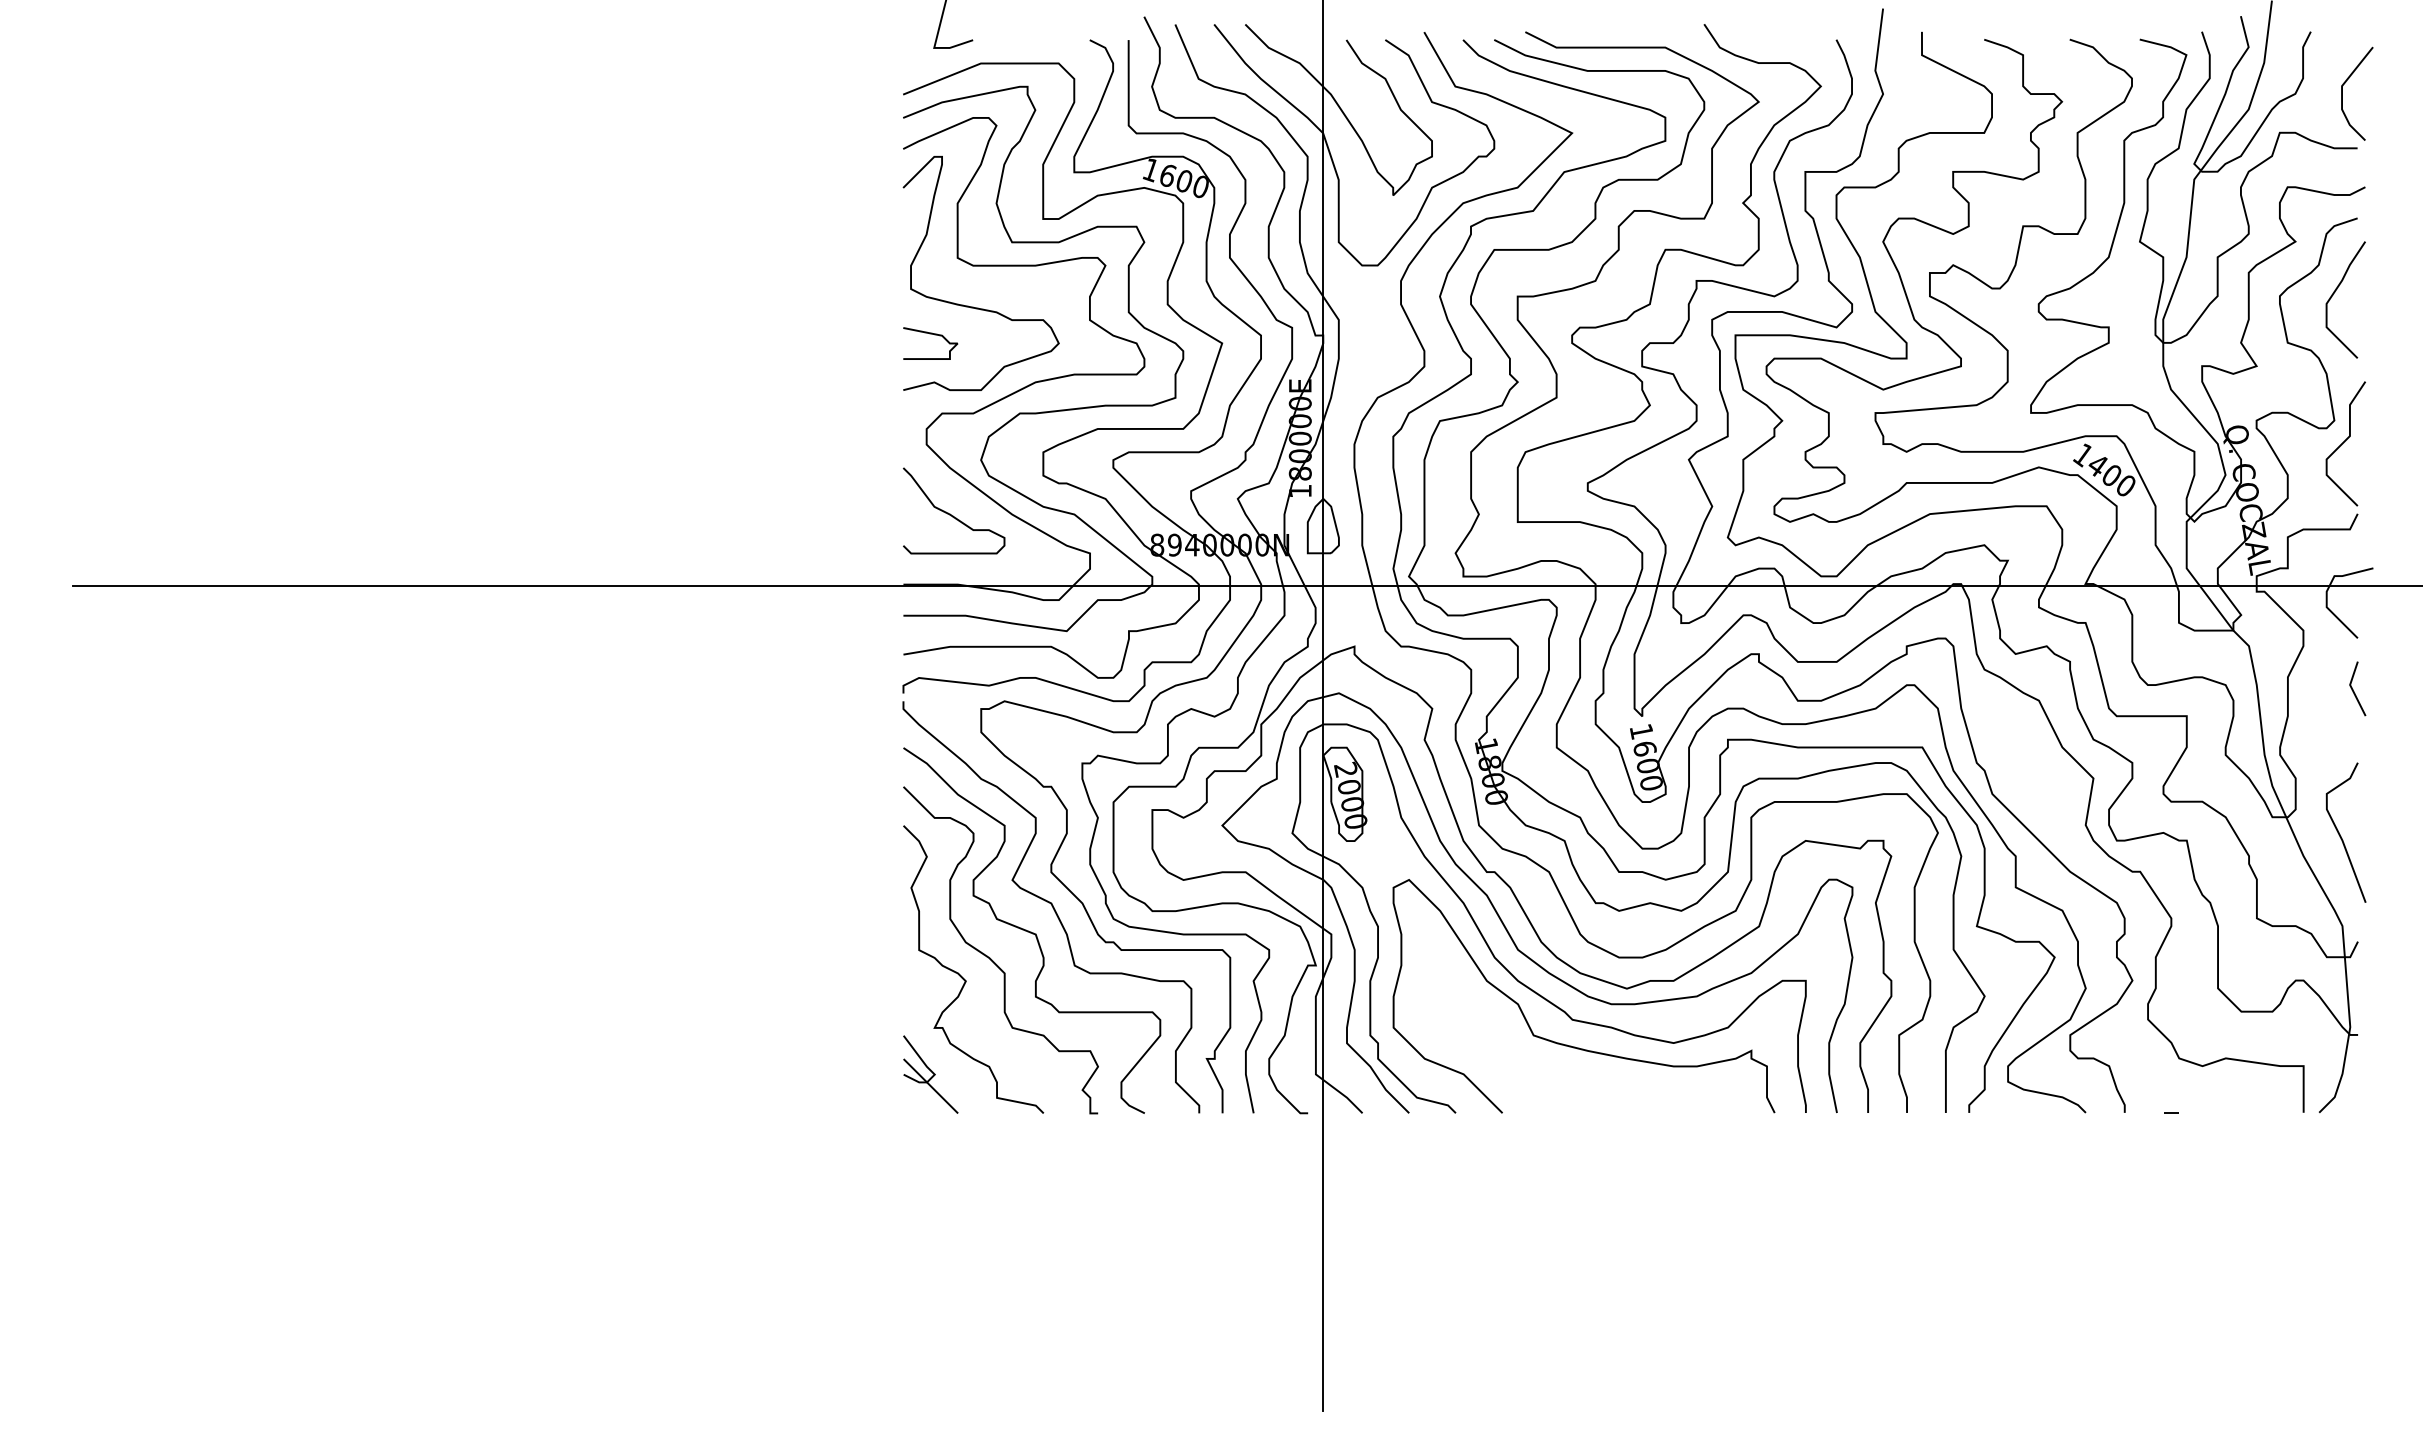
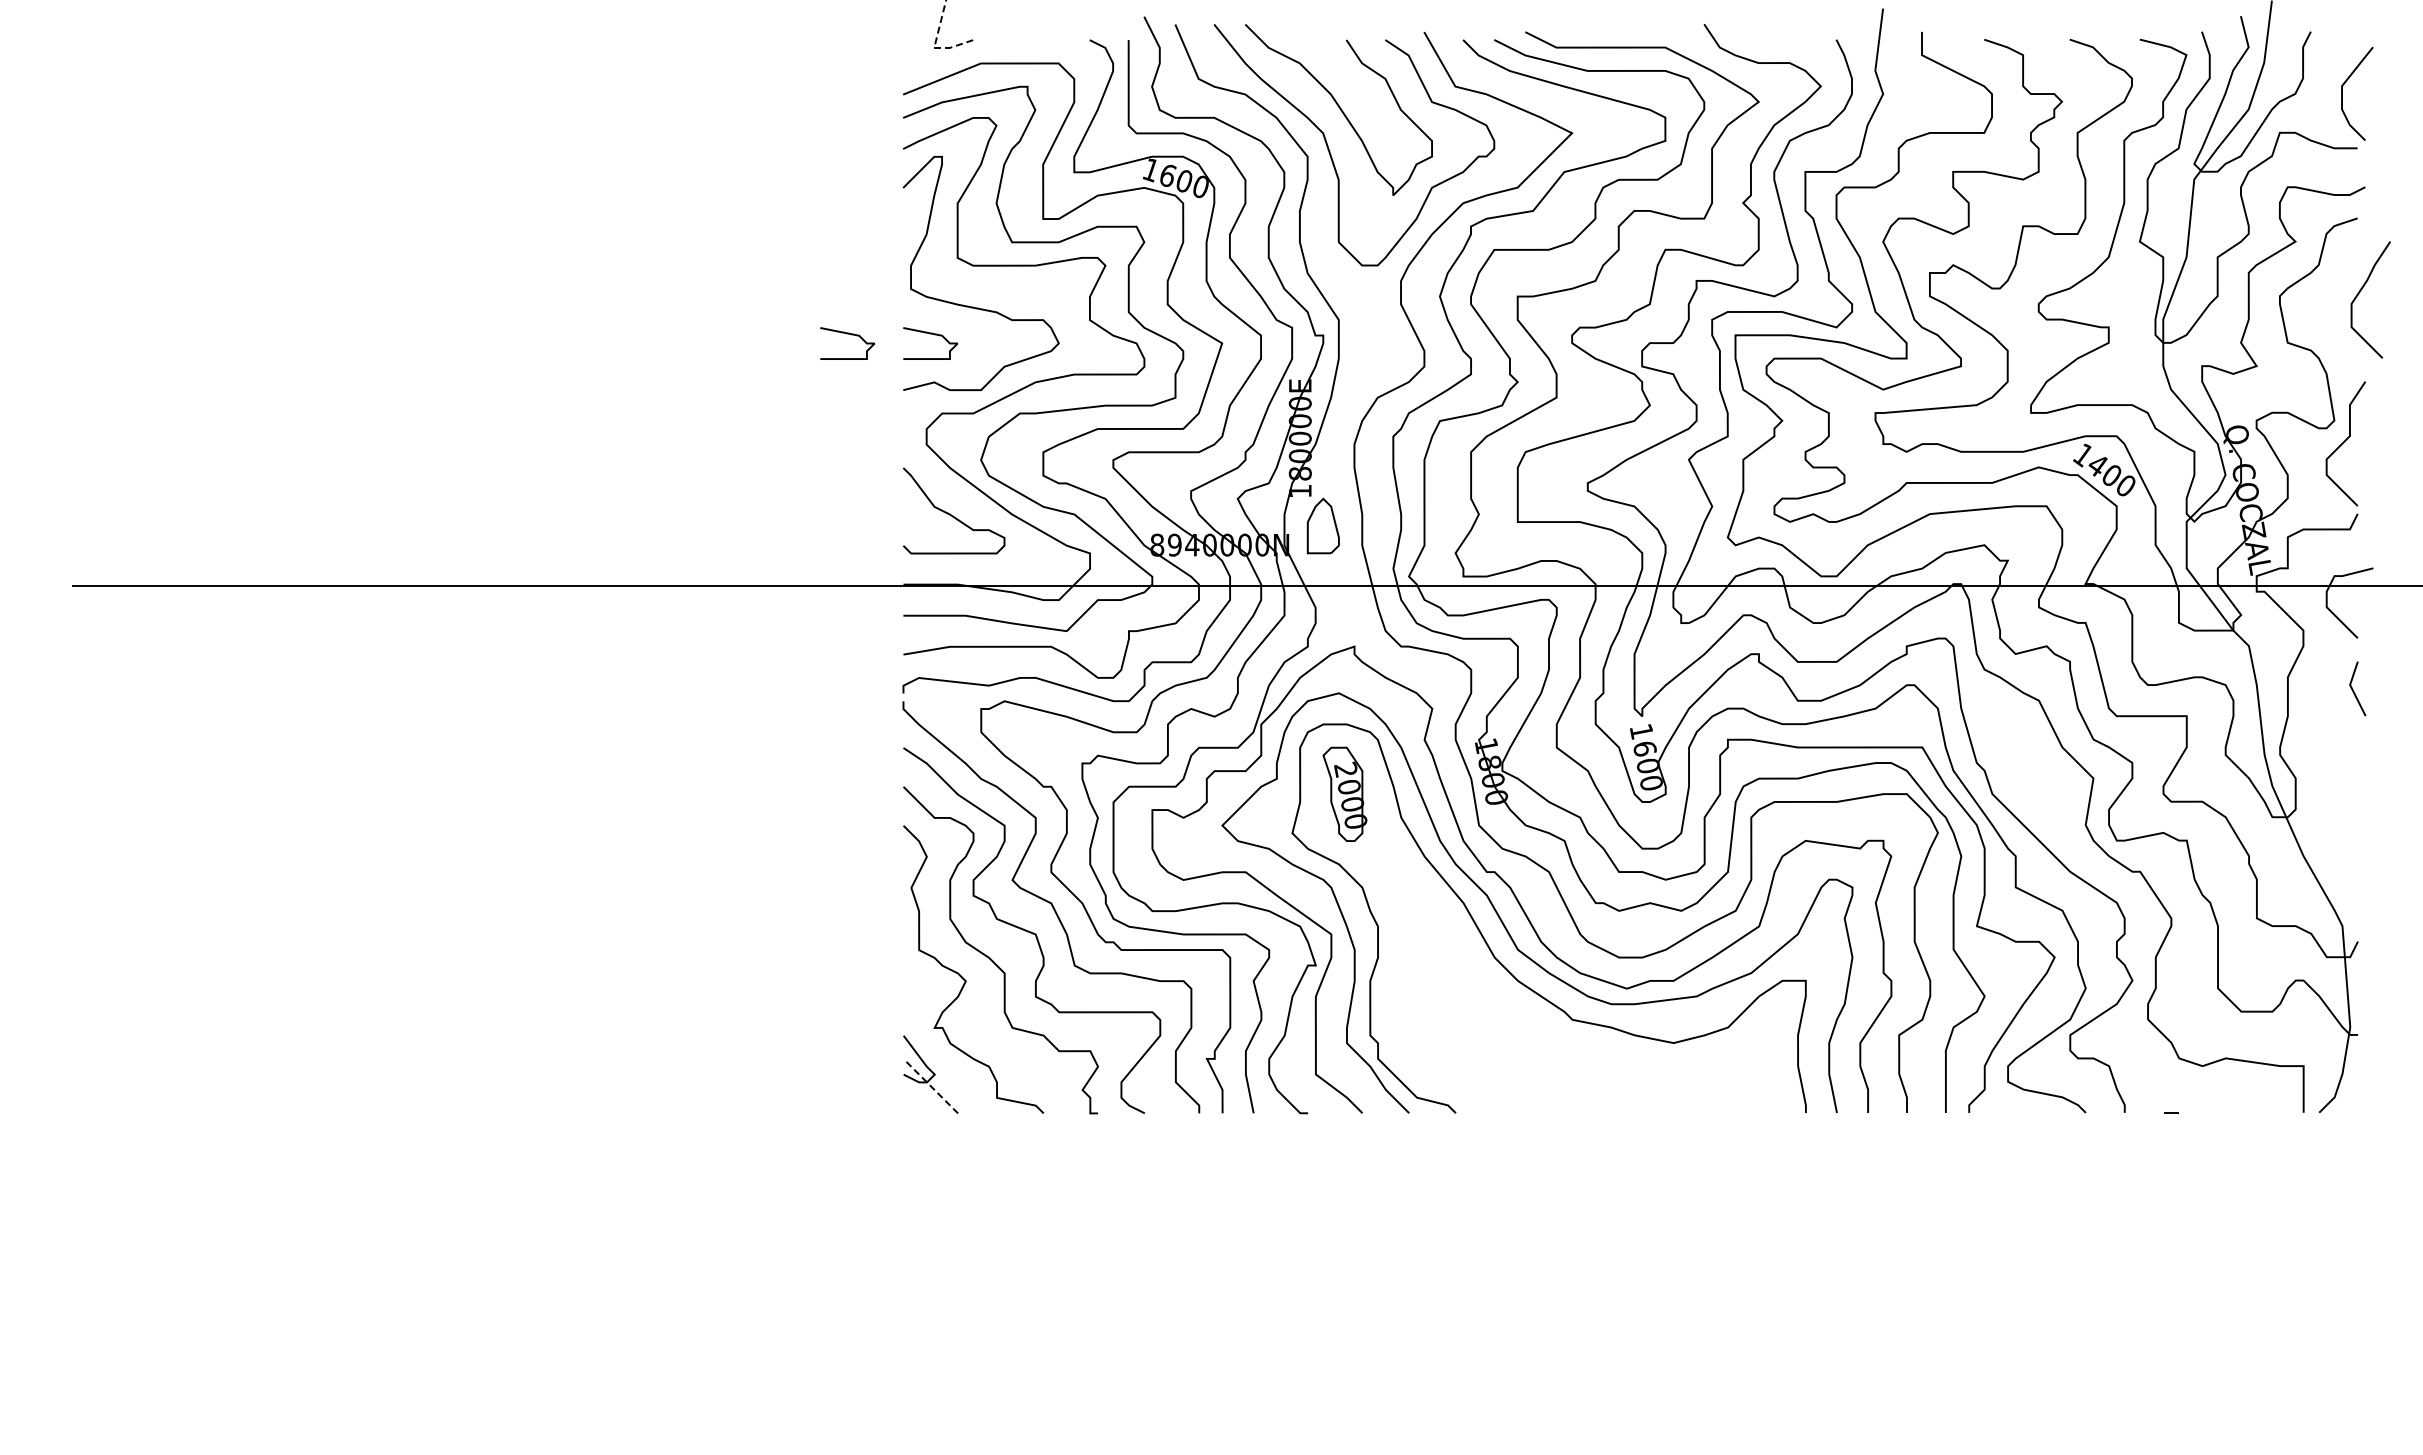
line: solid -> dashed (935, 44)
curve position: (2335, 292) -> (2360, 292) (2360, 292)
curve: none -> present (851, 335)
line: present -> none (1322, 706)
curve: present -> none (2340, 834)
curve: present -> none (1571, 1045)
line: solid -> dashed (930, 1085)
